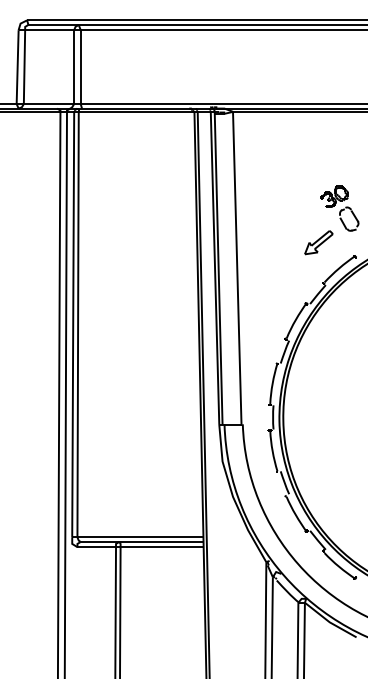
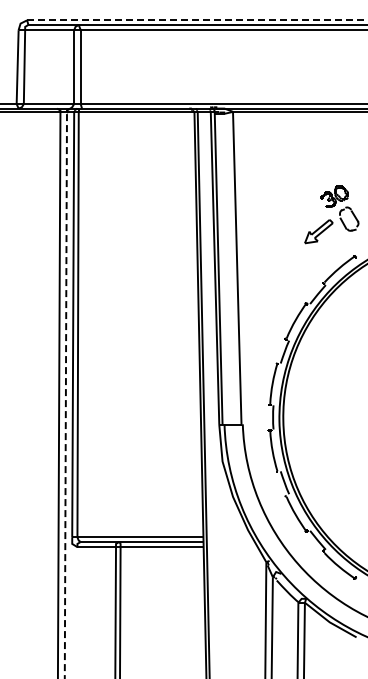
line: solid -> dashed (197, 20)
part position: (318, 242) -> (318, 231) (318, 231)
line: solid -> dashed (65, 394)
